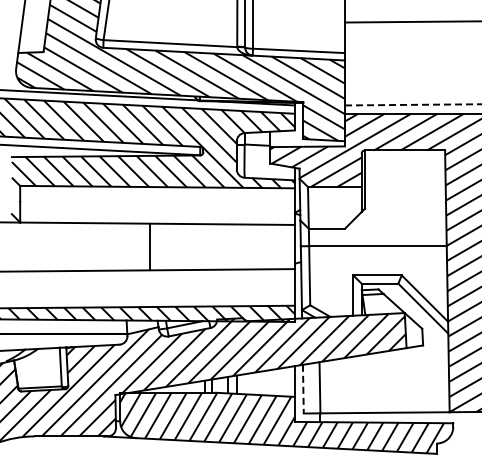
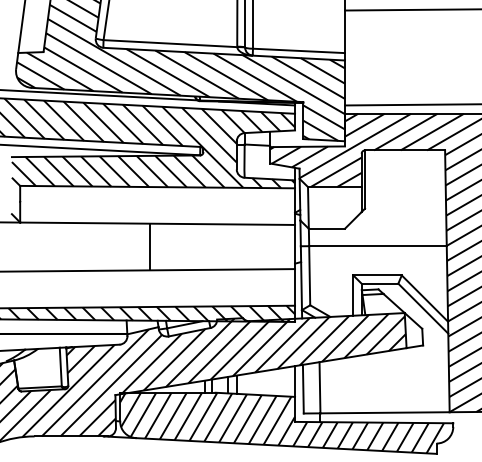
line position: (411, 21) -> (411, 9) (411, 9)
line: dashed -> solid (413, 104)
line: dashed -> solid (303, 389)
